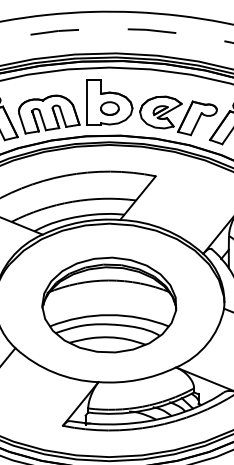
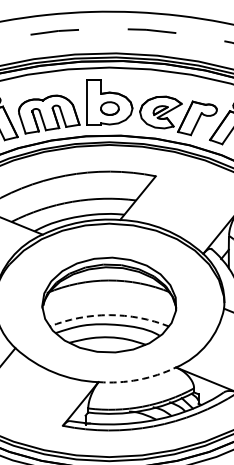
arc: solid -> dashed (109, 315)
arc: solid -> dashed (138, 379)
